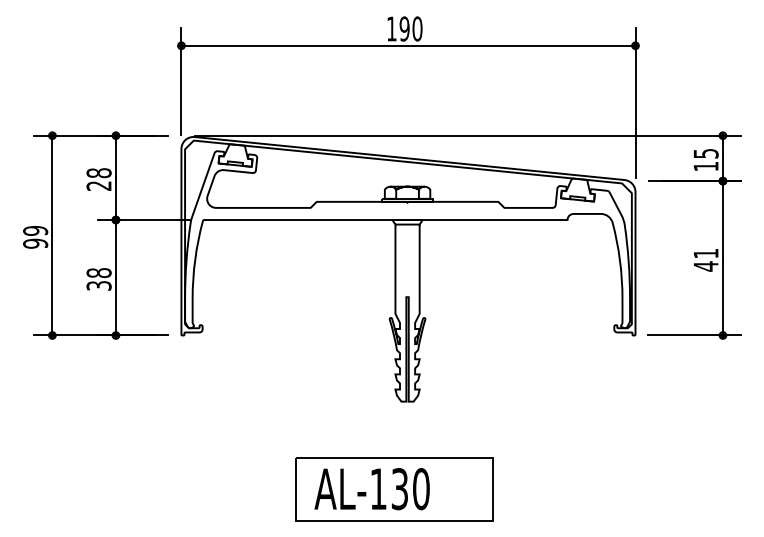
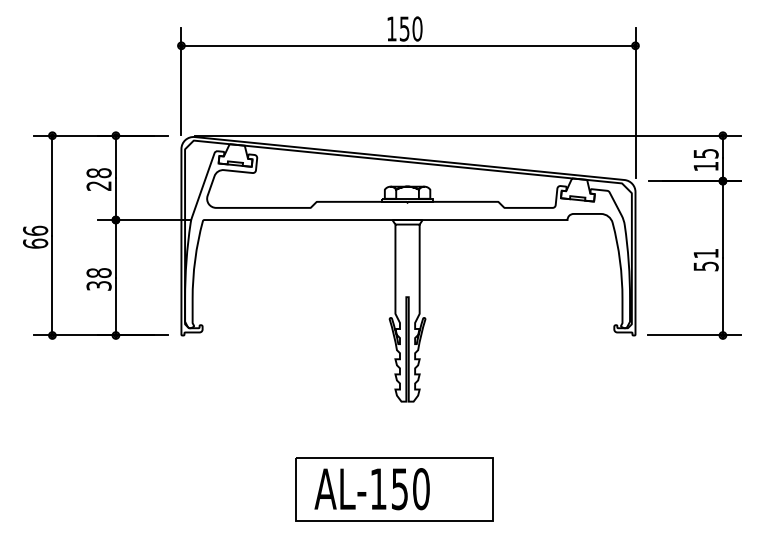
text: 190 -> 150 (404, 28)
text: 99 -> 66 (35, 236)
text: 41 -> 51 (705, 266)
text: AL-130 -> AL-150 (399, 488)
